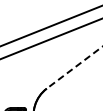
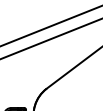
line: dashed -> solid (74, 67)
